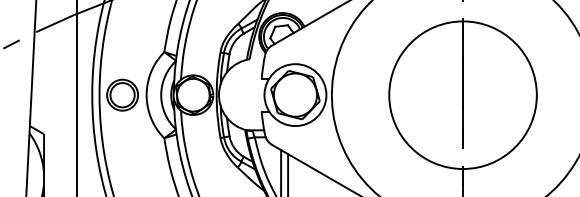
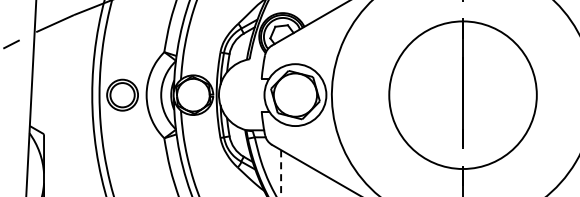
line: present -> none (76, 97)
line: solid -> dashed (281, 173)
line: present -> none (288, 173)
